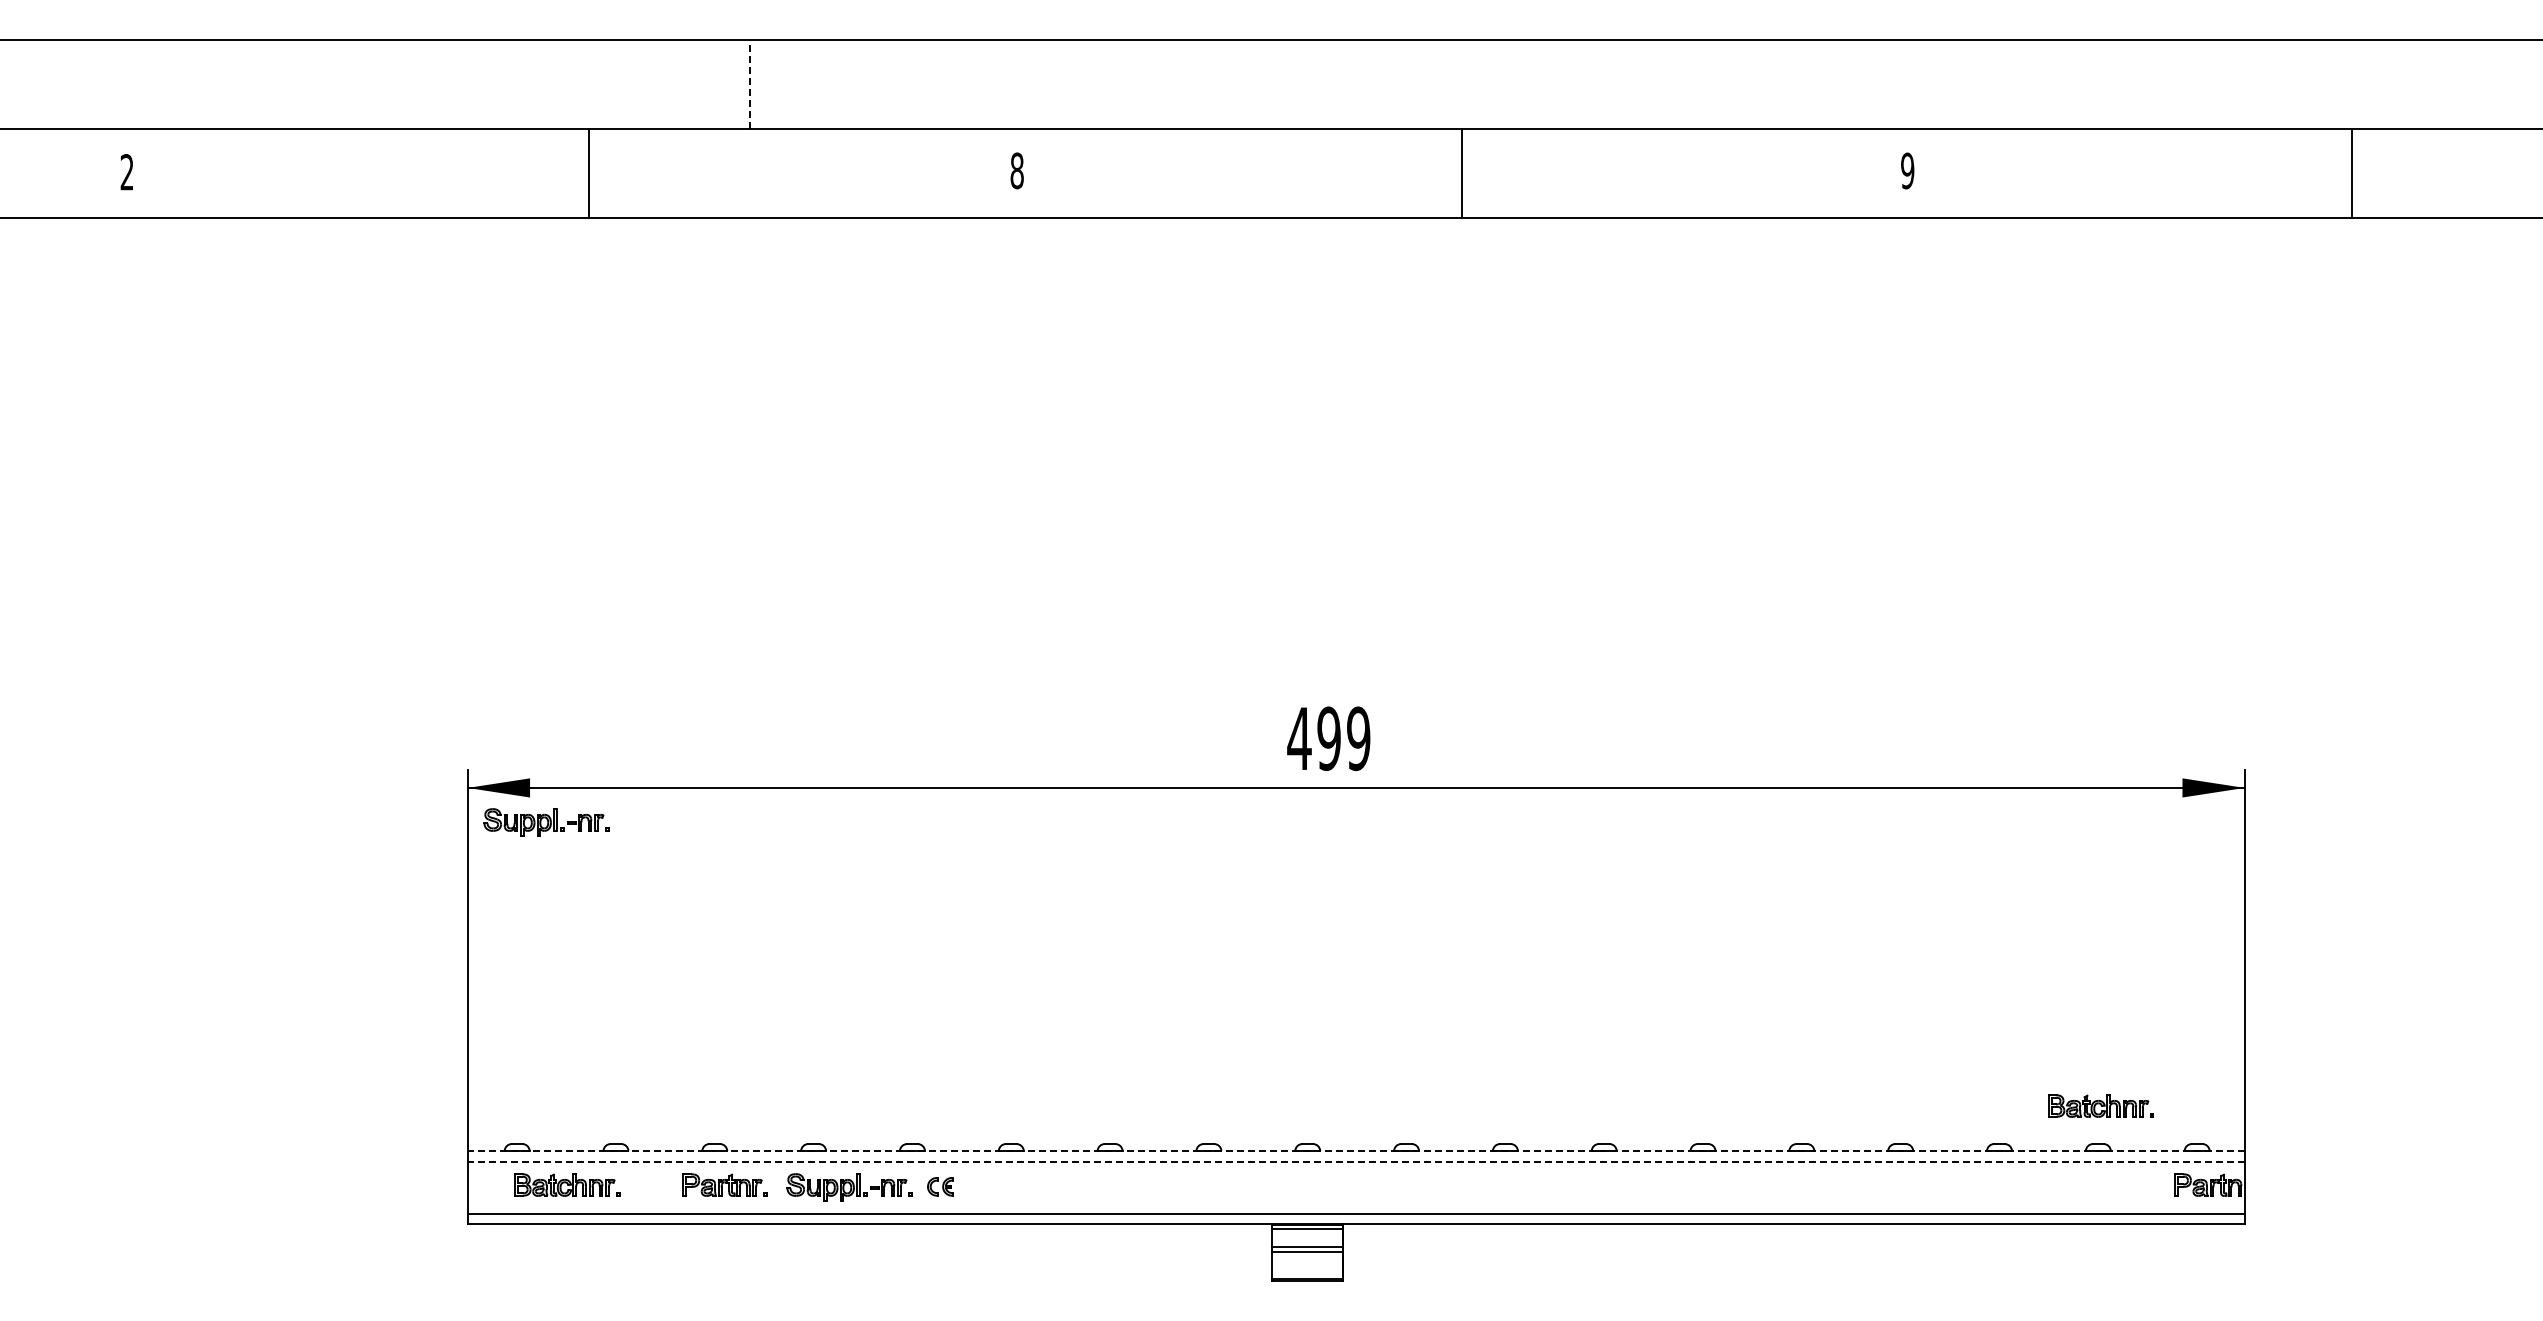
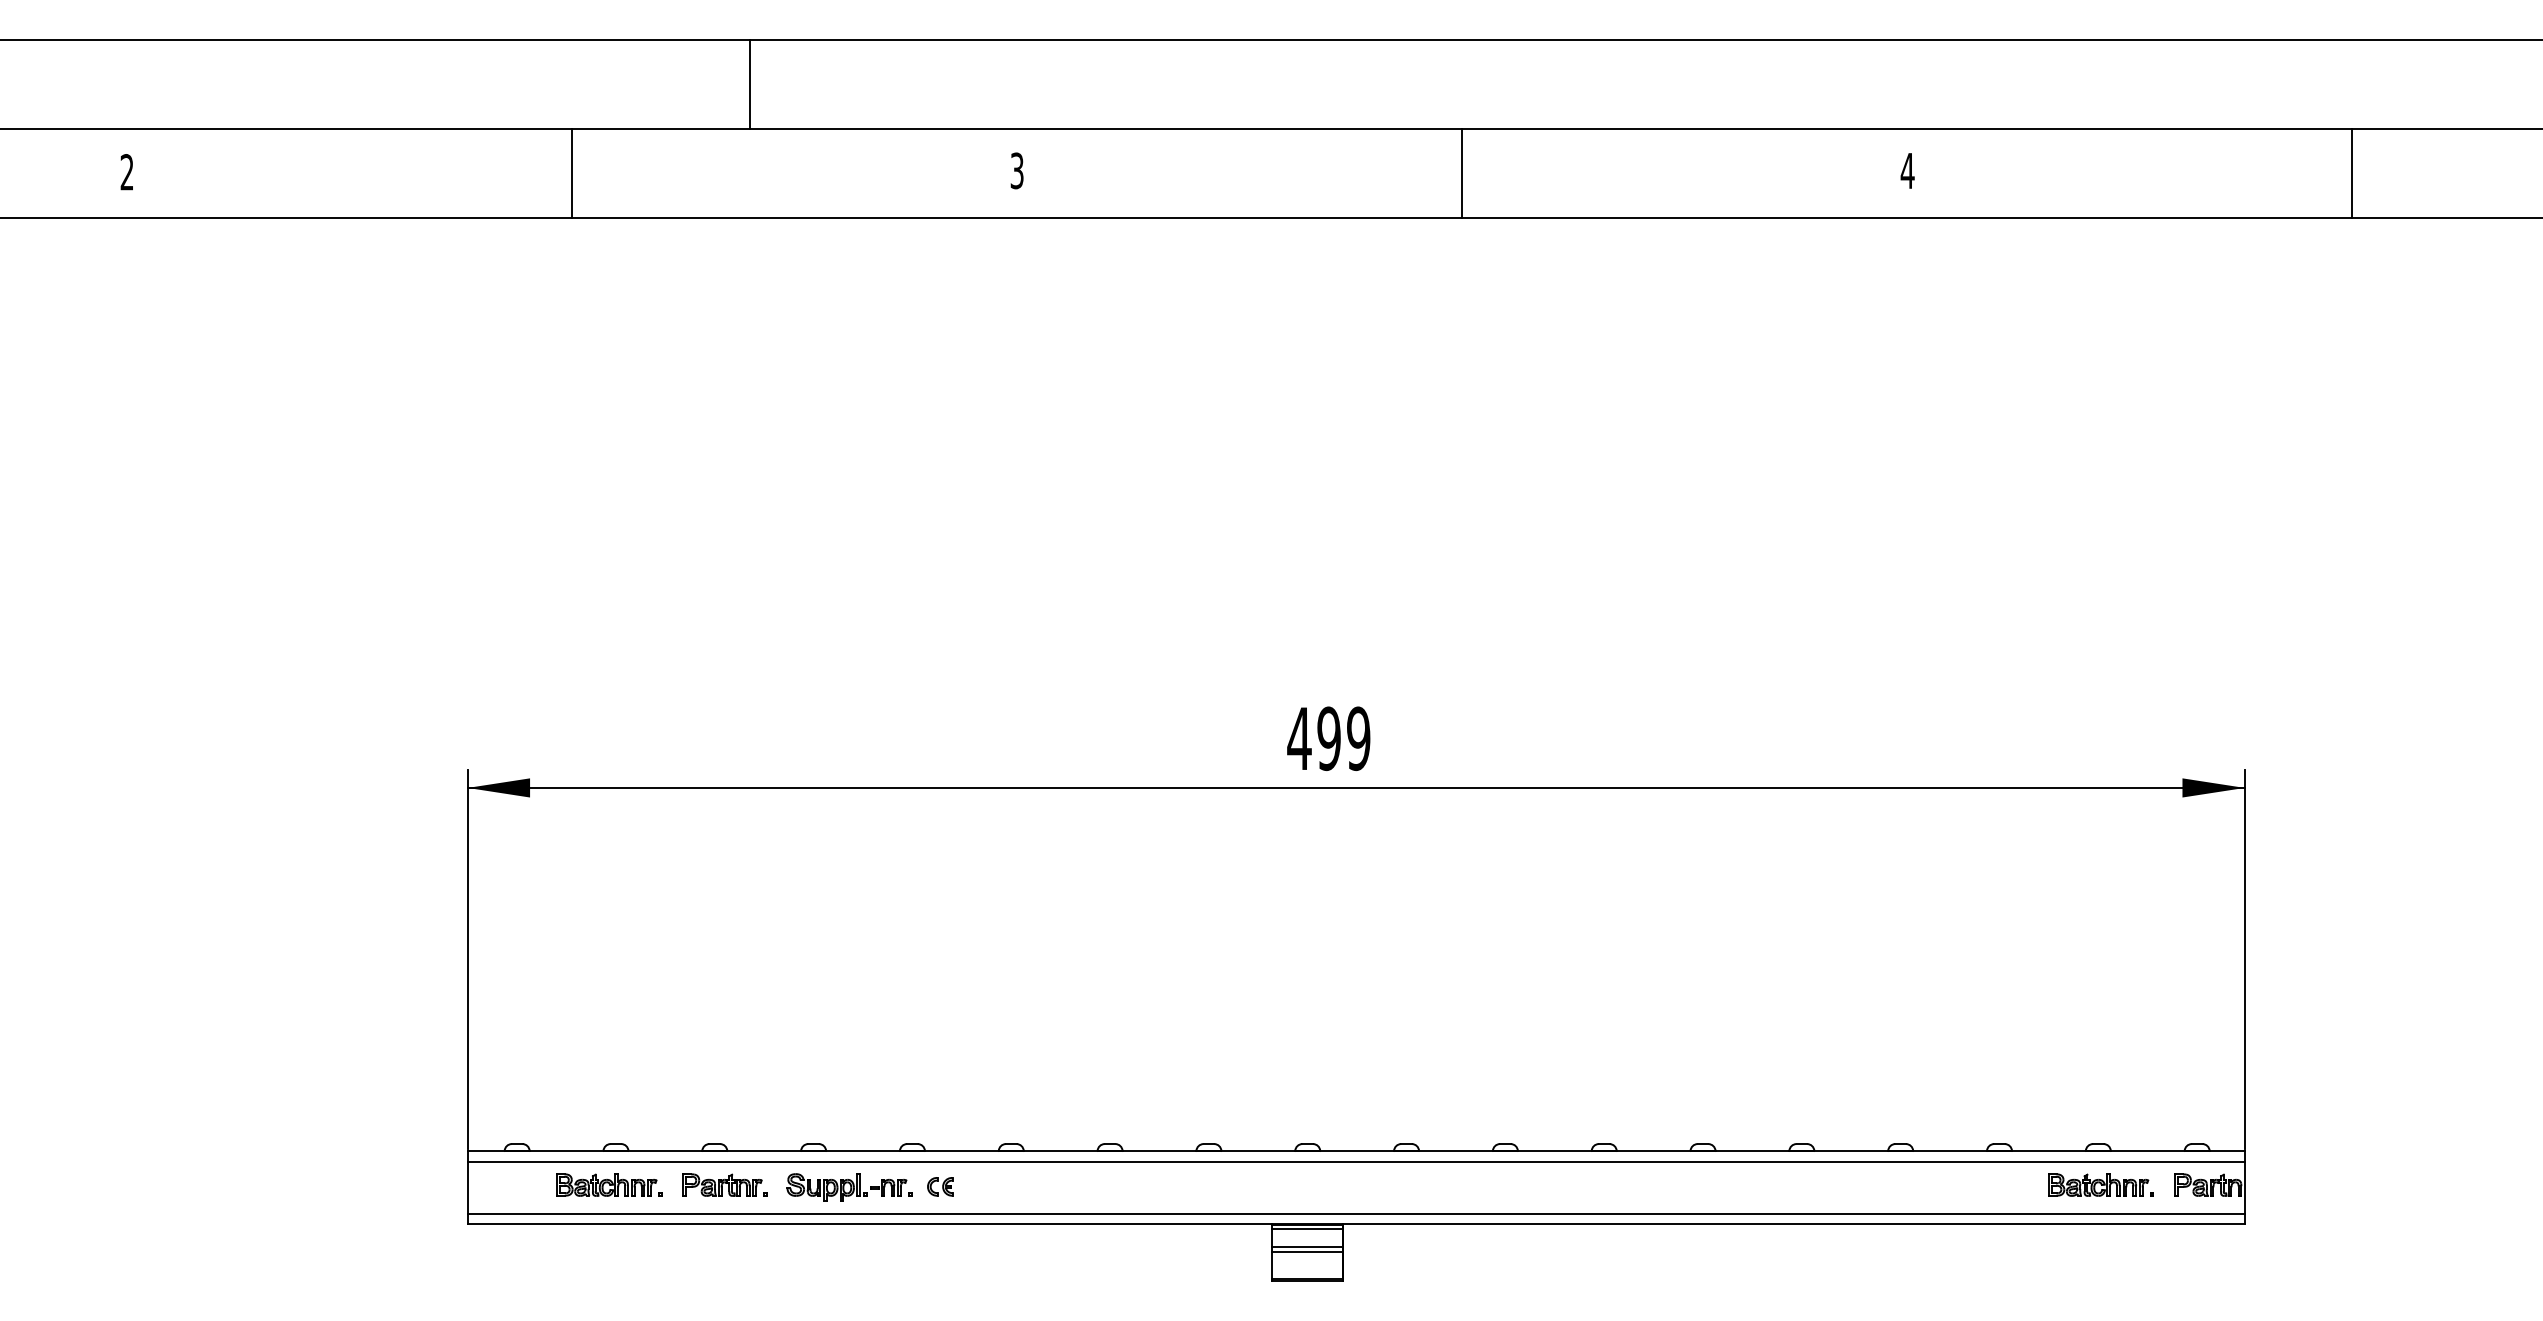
line: dashed -> solid (749, 84)
text: 8 -> 3 (1016, 170)
text: 9 -> 4 (1907, 170)
line position: (588, 172) -> (571, 172) (571, 172)
part: present -> none (546, 822)
part position: (2100, 1105) -> (2100, 1184) (2100, 1184)
line: dashed -> solid (1356, 1151)
line: dashed -> solid (1356, 1161)
part position: (567, 1184) -> (609, 1184) (609, 1184)
